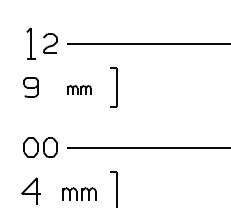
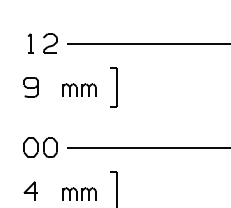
part size: 10x33 px -> 7x21 px (30, 43)
part size: 25x10 px -> 35x14 px (79, 89)
part size: 20x28 px -> 15x20 px (30, 190)
